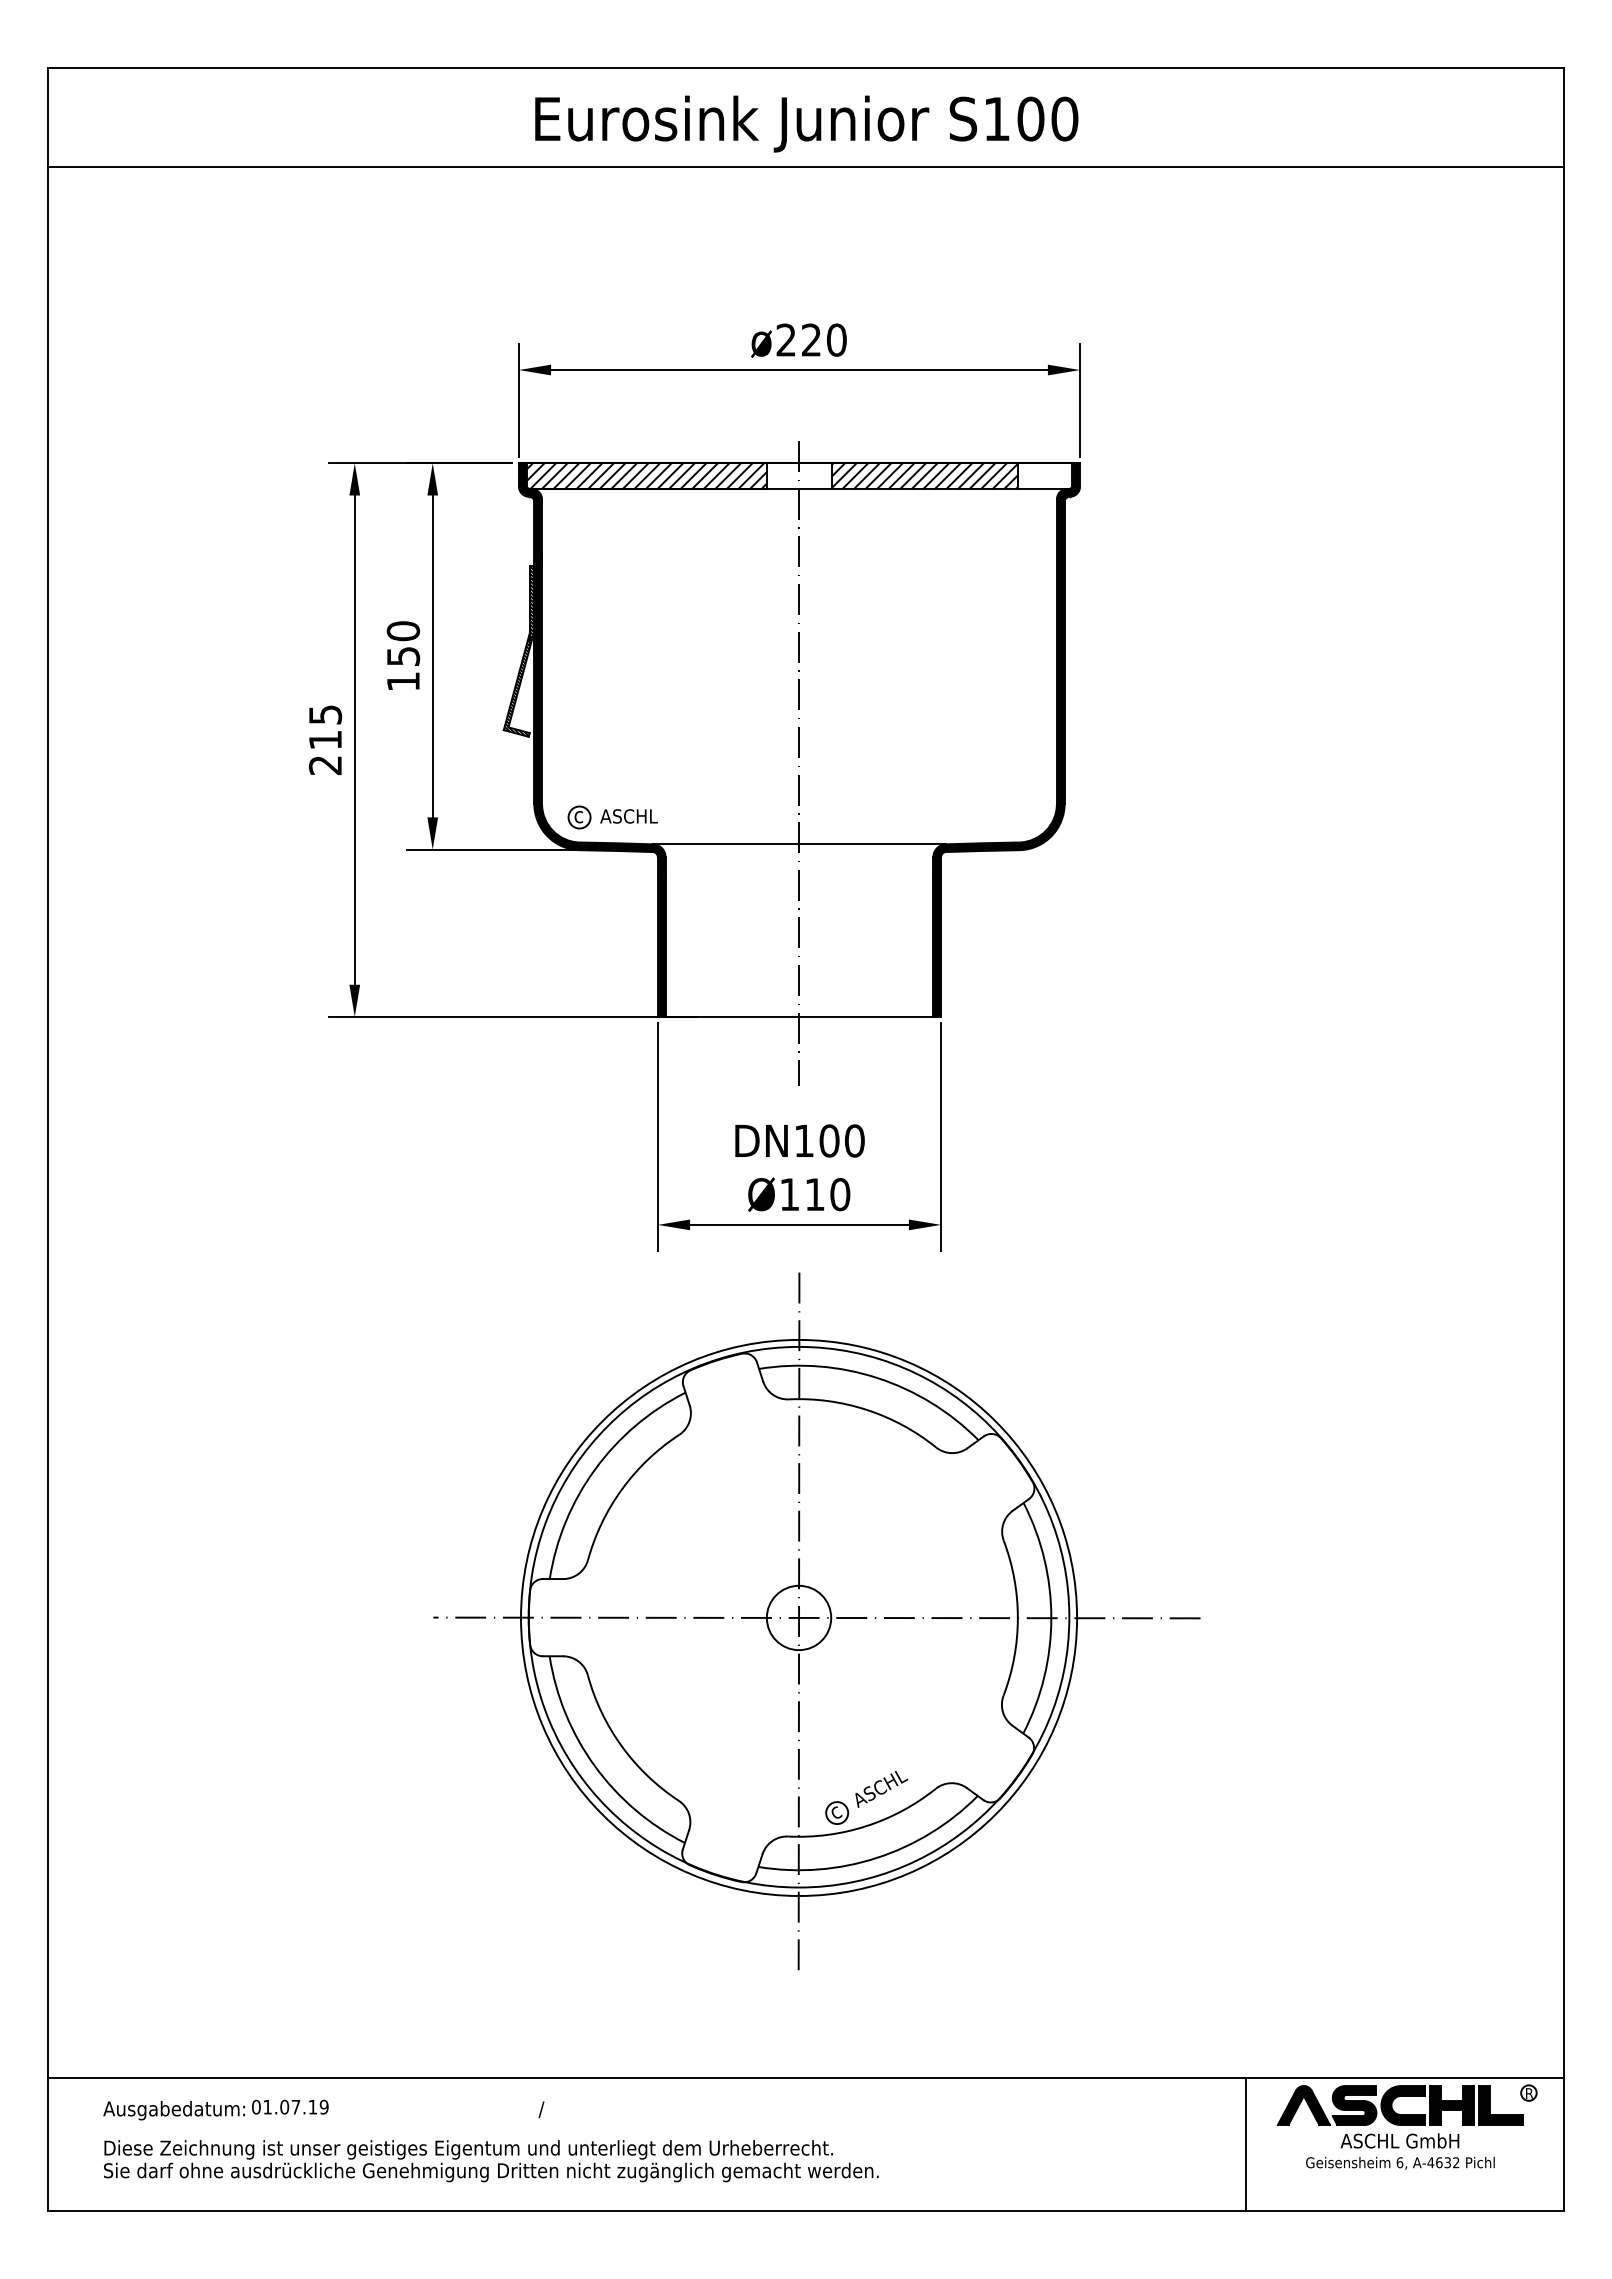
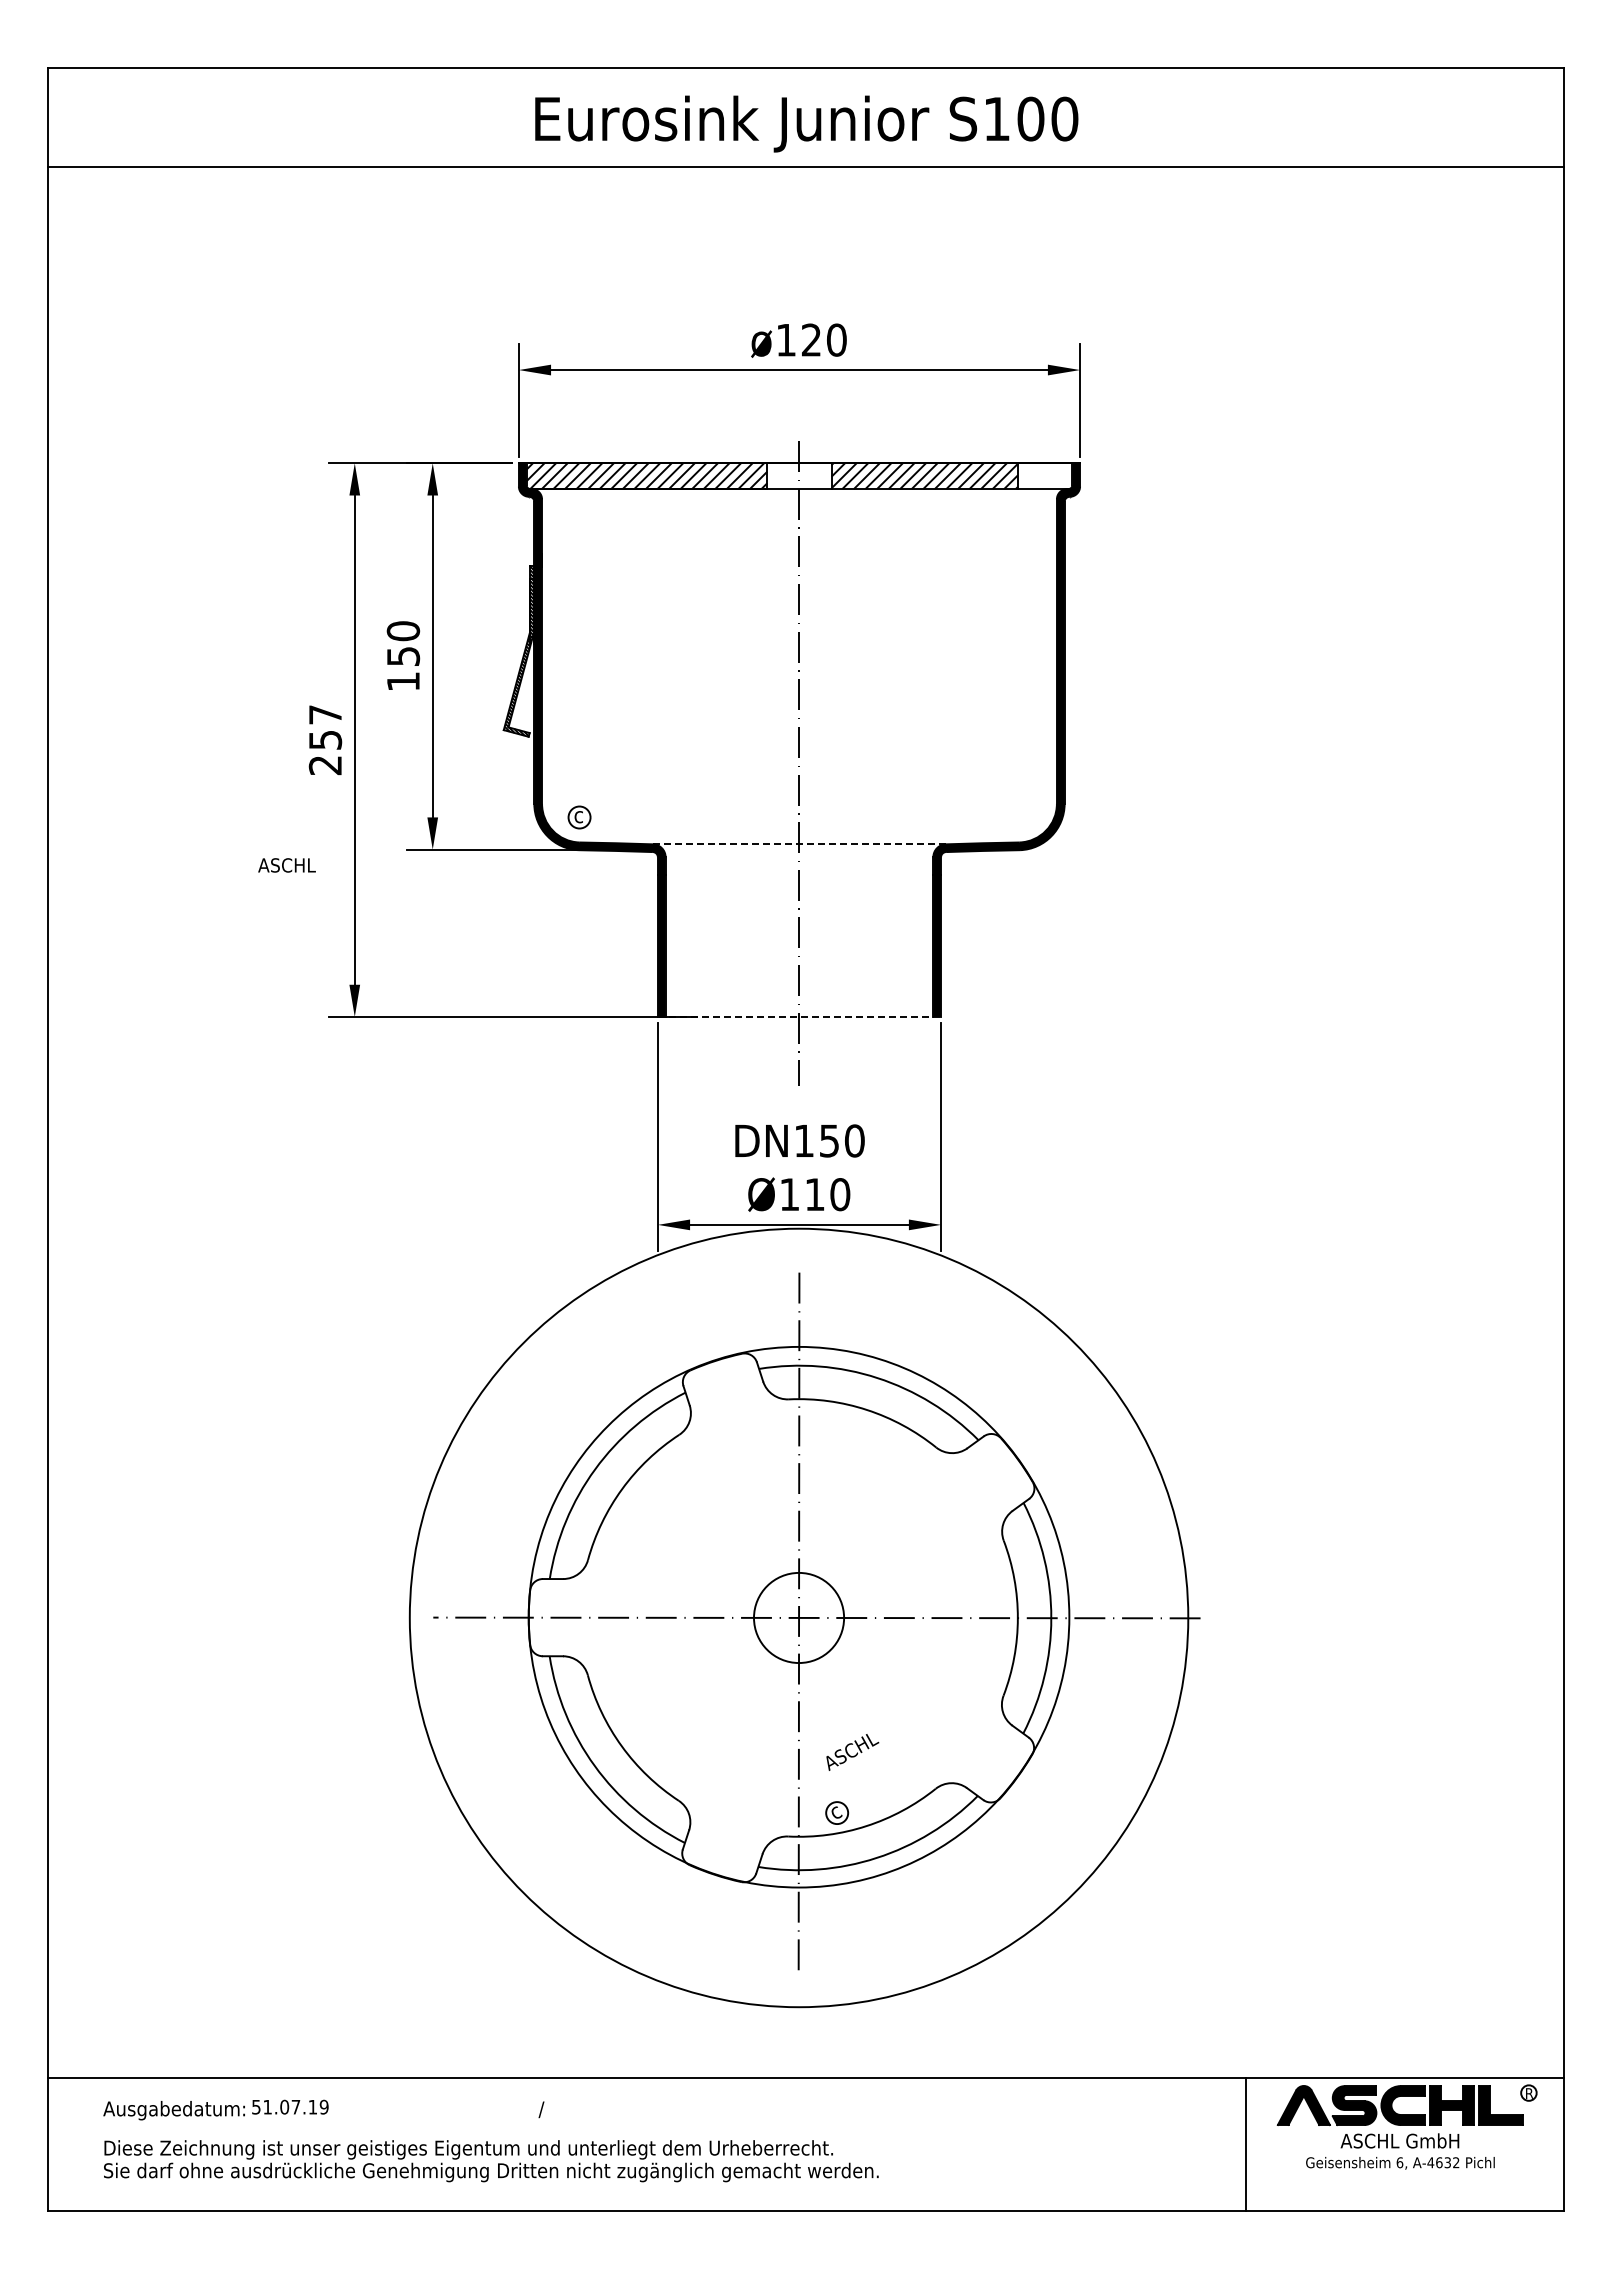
text: ø220 -> ø120 (785, 339)
text: 215 -> 257 (325, 727)
text position: (628, 816) -> (286, 865) (286, 865)
line: solid -> dashed (799, 844)
line: solid -> dashed (799, 1016)
text: DN100 -> DN150 (829, 1140)
circle diameter: 64 px -> 90 px (799, 1617)
circle diameter: 556 px -> 778 px (798, 1617)
text position: (881, 1789) -> (852, 1752) (852, 1752)
text: 01.07.19 -> 51.07.19 (256, 2106)
